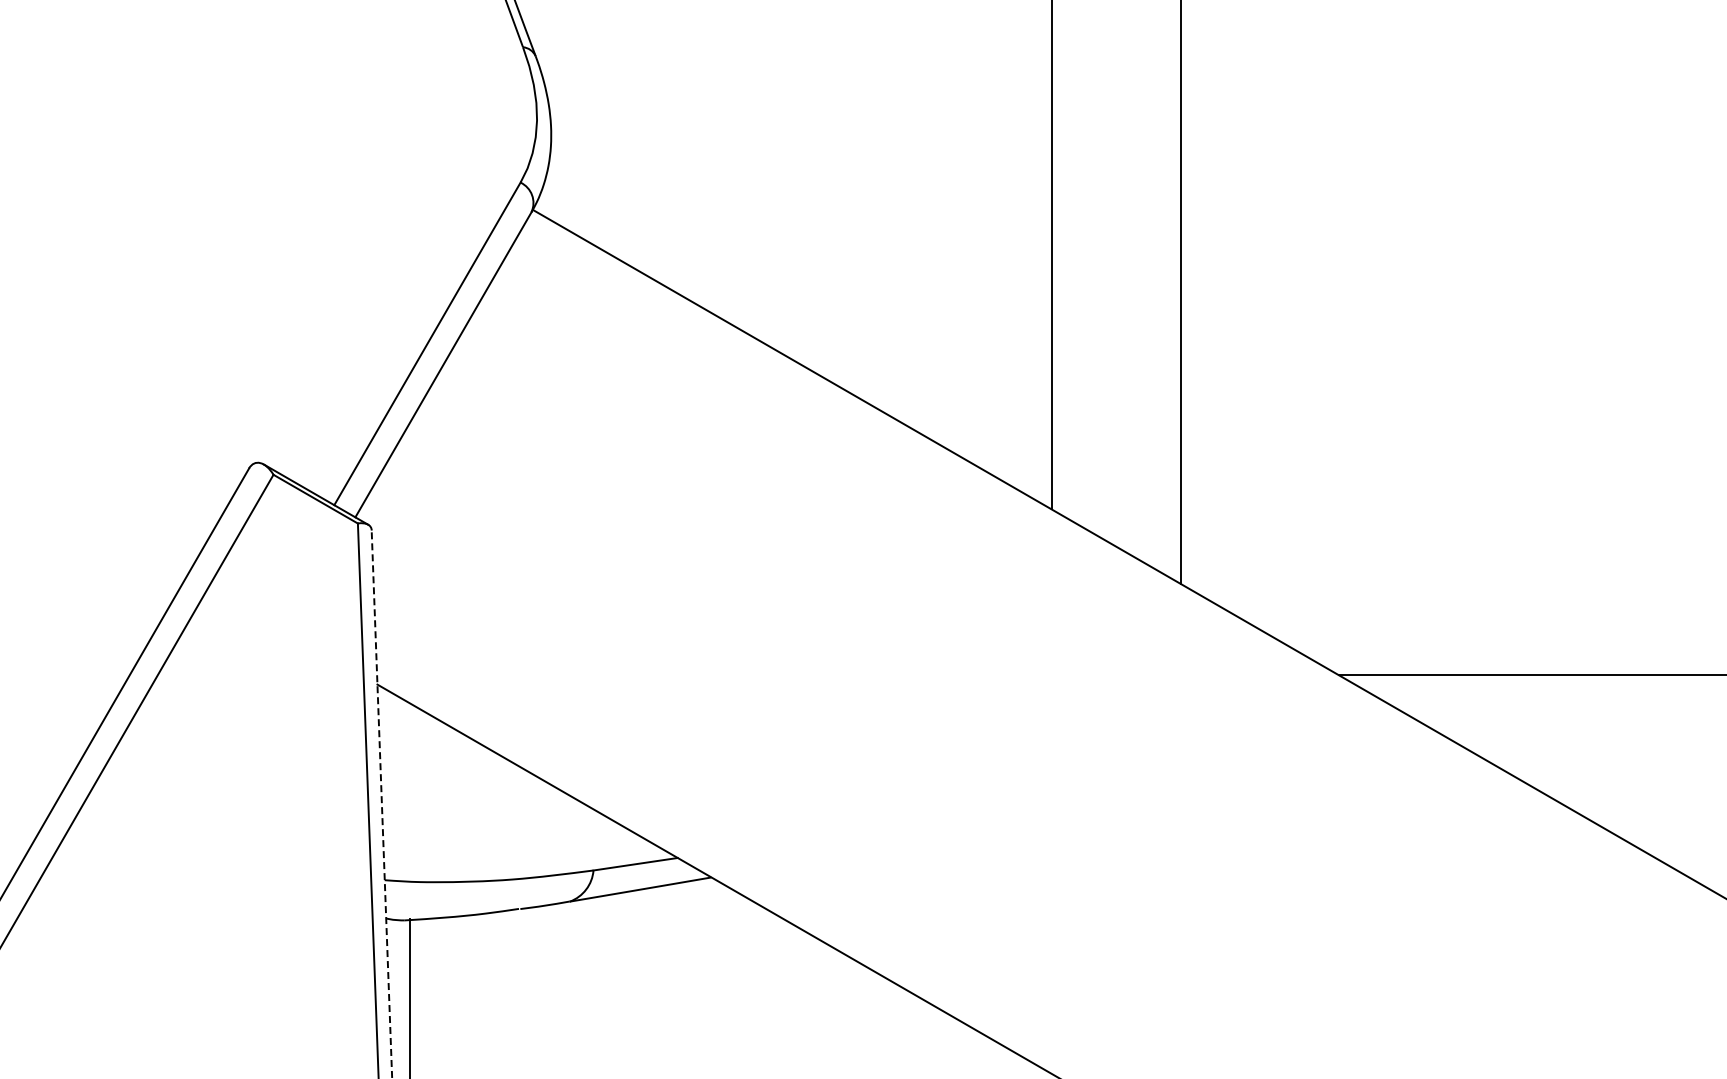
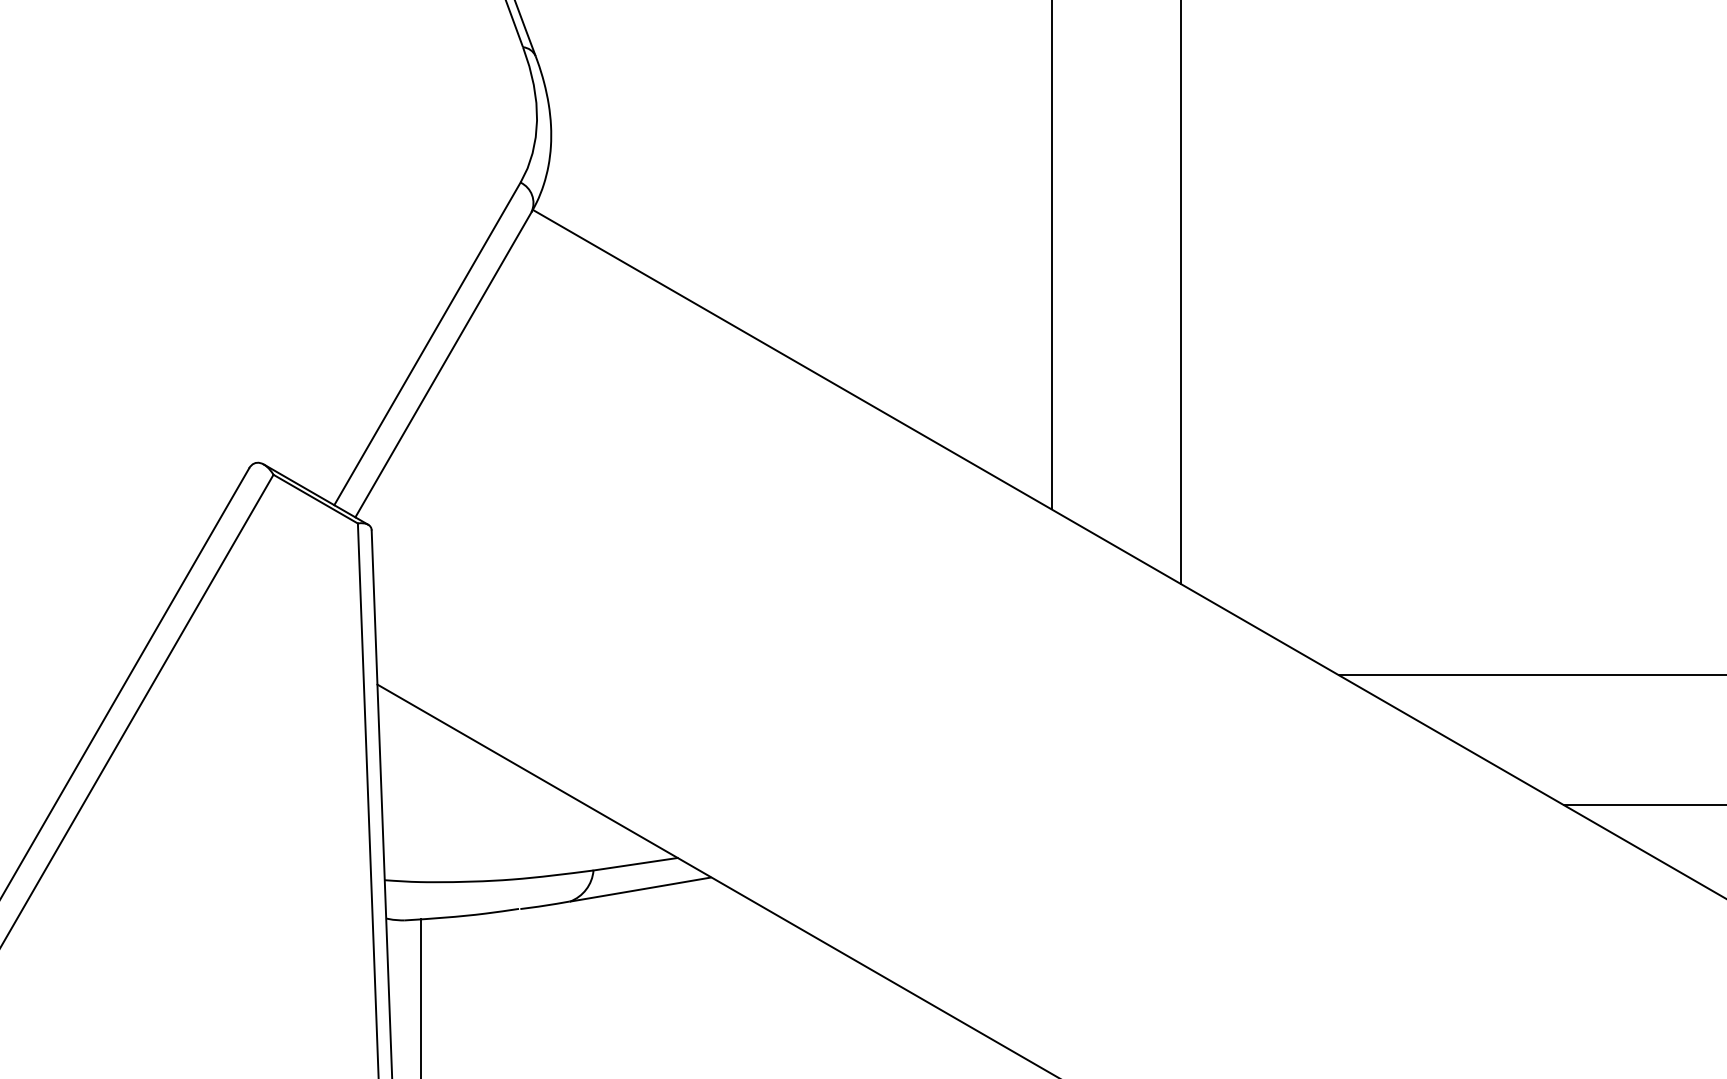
line: dashed -> solid (381, 804)
line: none -> present (1643, 805)
line position: (409, 997) -> (420, 997) (420, 997)
